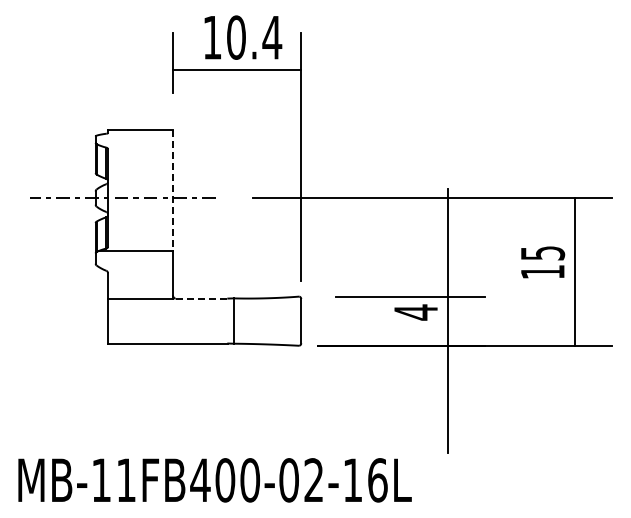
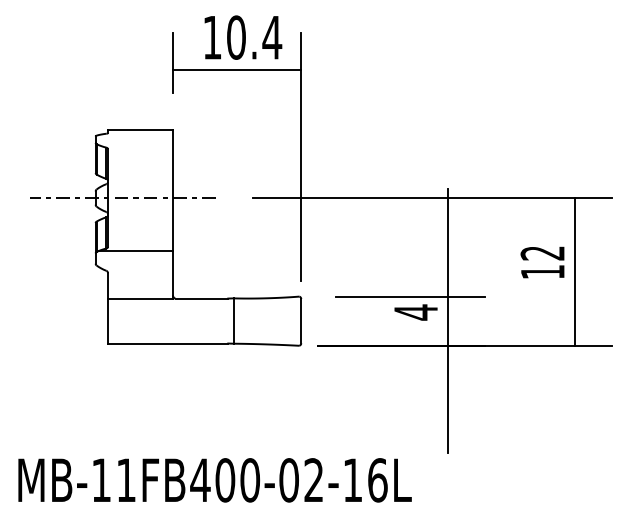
line: dashed -> solid (173, 191)
text: 15 -> 12 (542, 253)
line: dashed -> solid (202, 298)
